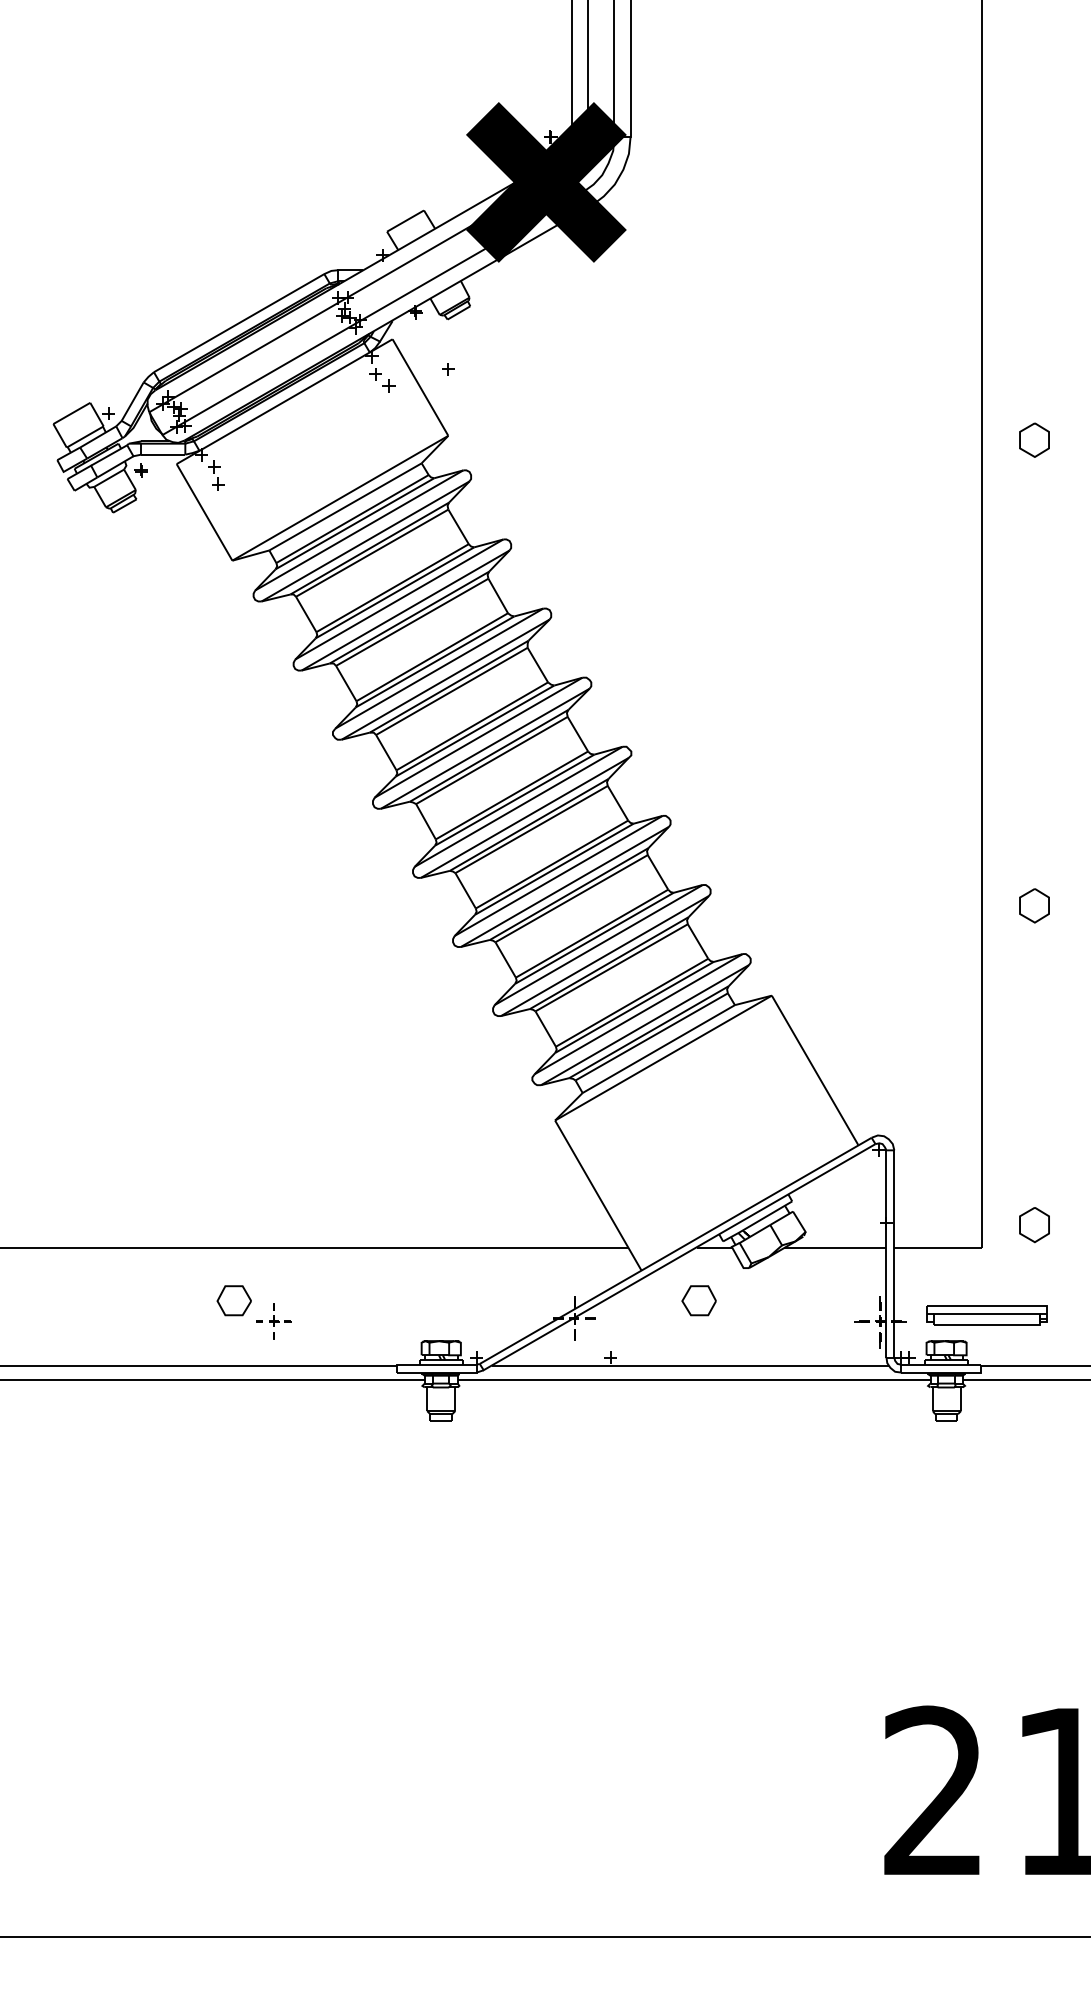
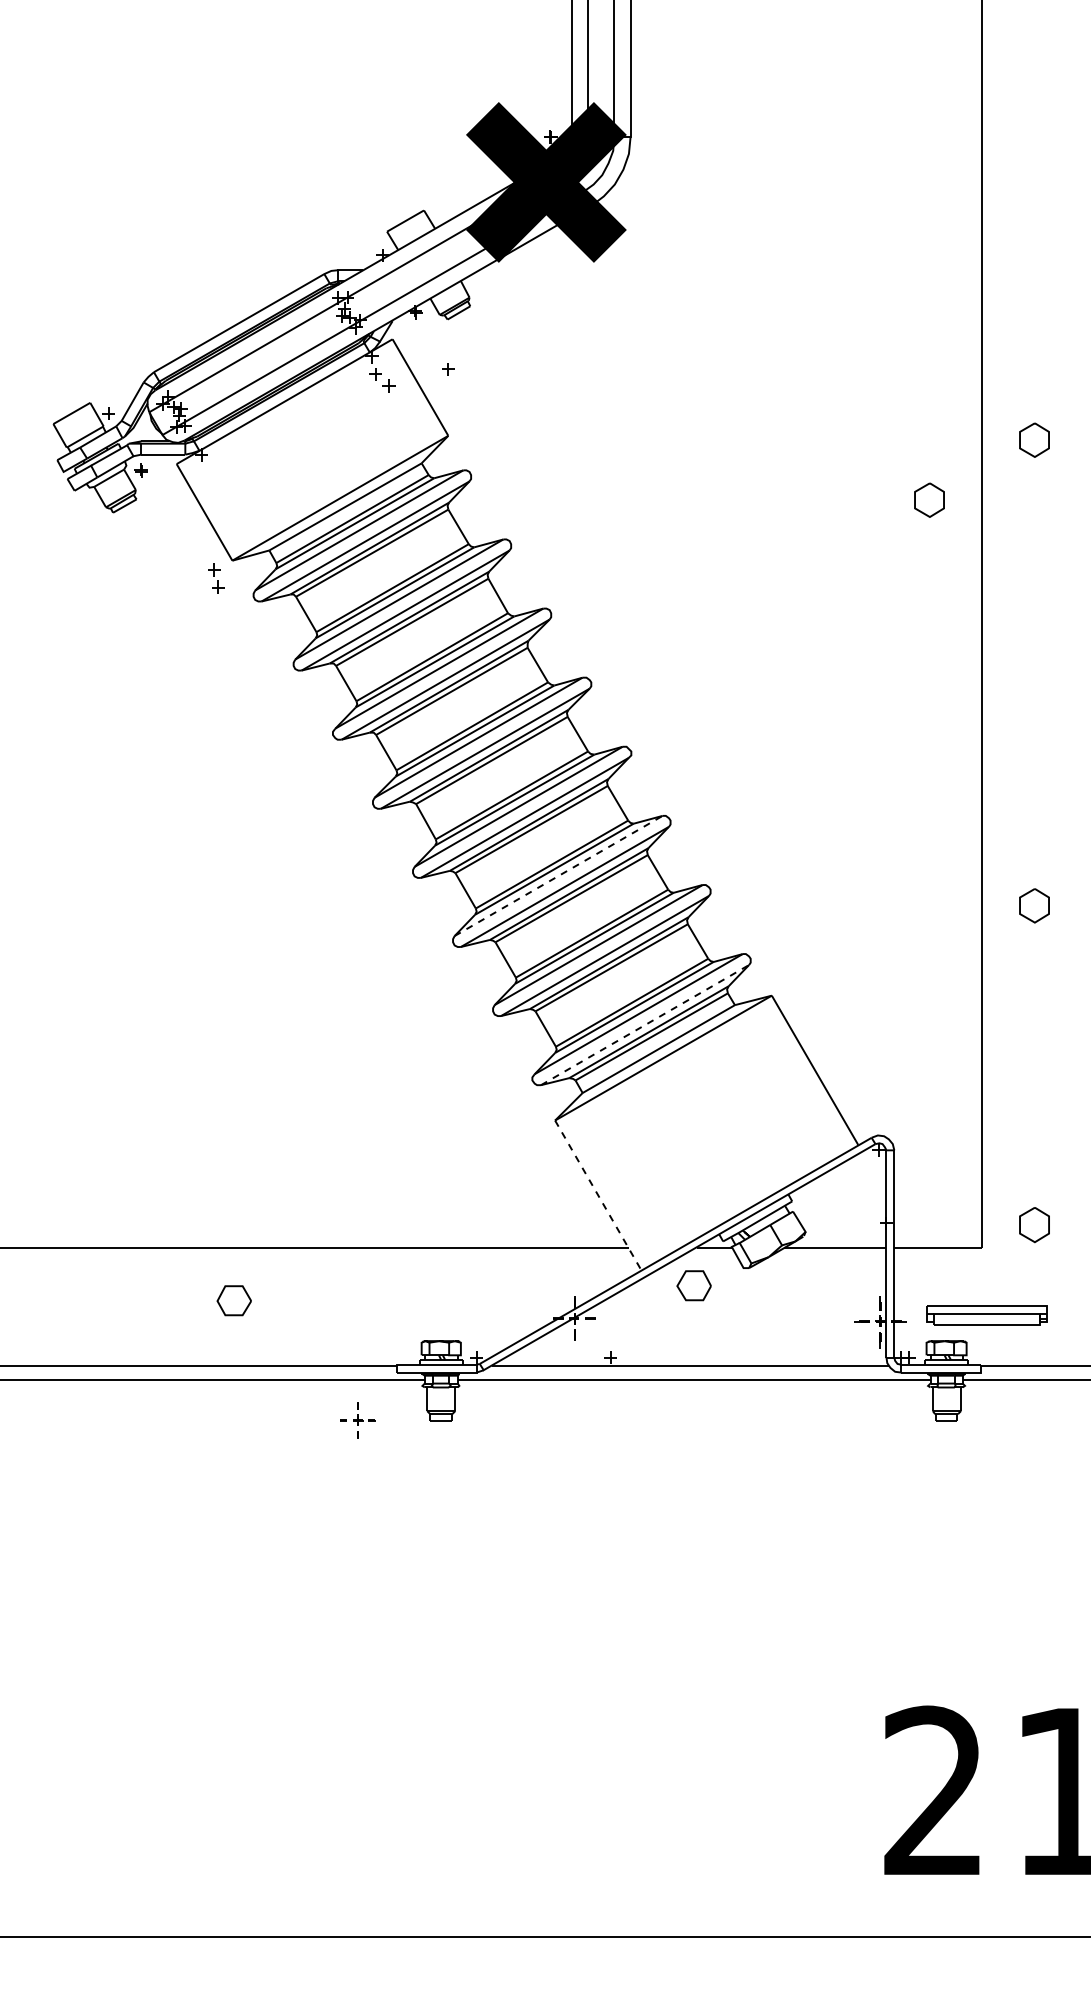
part position: (216, 475) -> (216, 578) (216, 578)
part: none -> present (929, 499)
line: solid -> dashed (559, 875)
line: solid -> dashed (645, 1024)
line: solid -> dashed (598, 1195)
part position: (698, 1300) -> (693, 1285) (693, 1285)
part position: (273, 1321) -> (357, 1420) (357, 1420)
